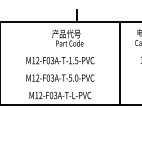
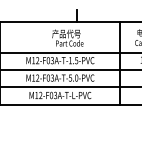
line: none -> present (70, 52)
line: none -> present (70, 69)
line: none -> present (70, 87)
